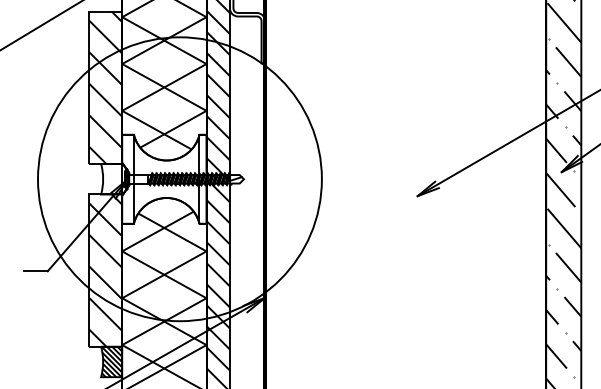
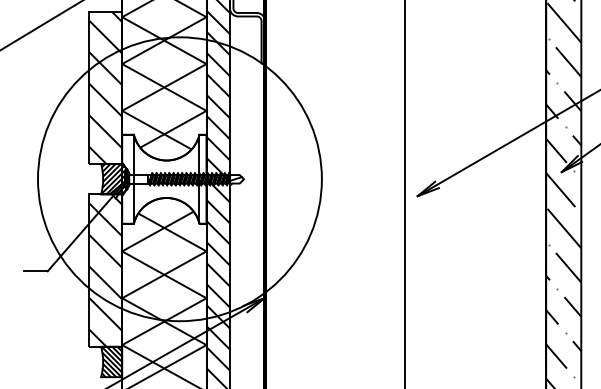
hatch: none -> present (113, 179)
line: none -> present (404, 193)
